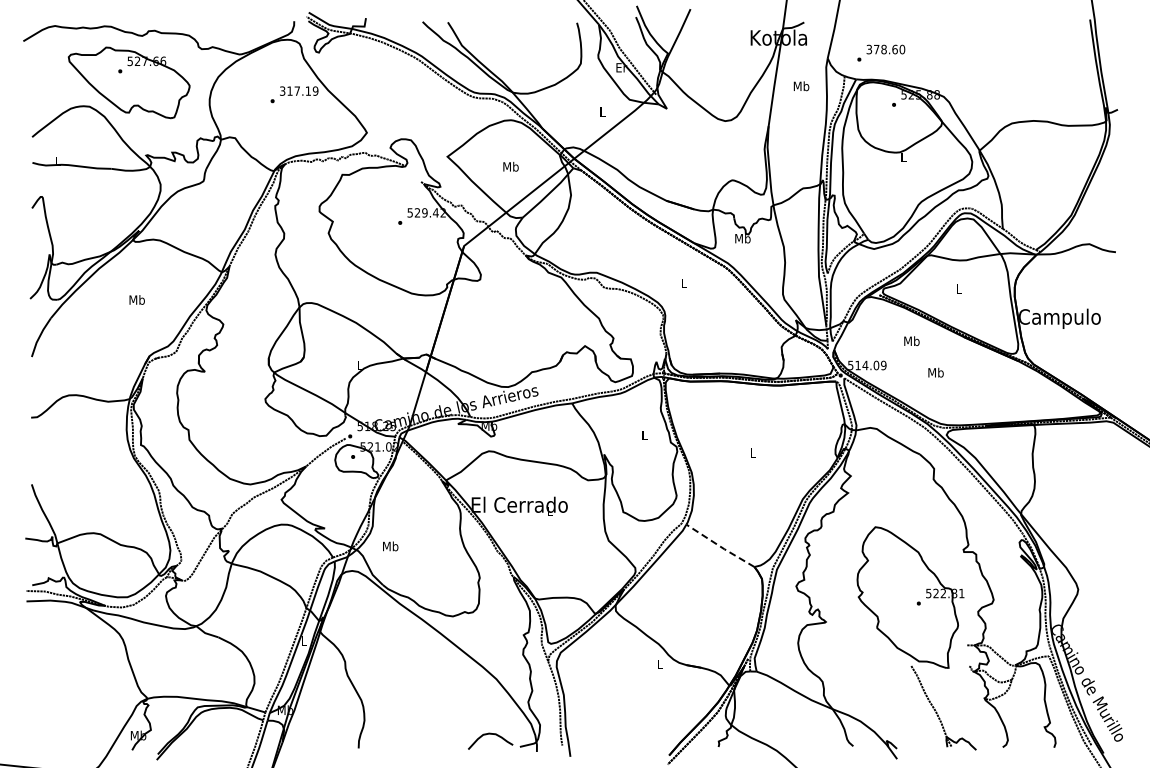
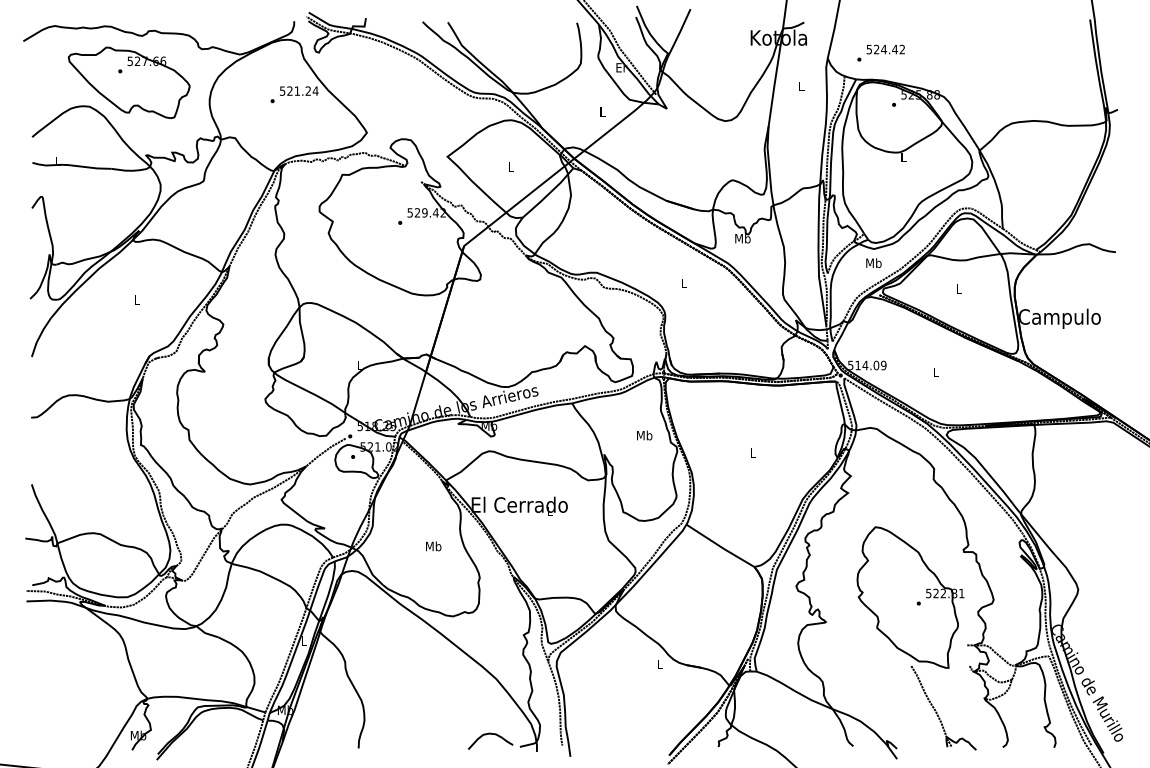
text: 378.60 -> 524.42 (886, 49)
text: Mb -> L (801, 86)
text: 317.19 -> 521.24 (299, 90)
text: Mb -> L (510, 166)
text: Mb -> L (136, 299)
text position: (911, 340) -> (873, 262) (873, 262)
text: Mb -> L (935, 372)
text: L -> Mb (644, 435)
text position: (390, 546) -> (433, 546) (433, 546)
line: dashed -> solid (720, 546)
